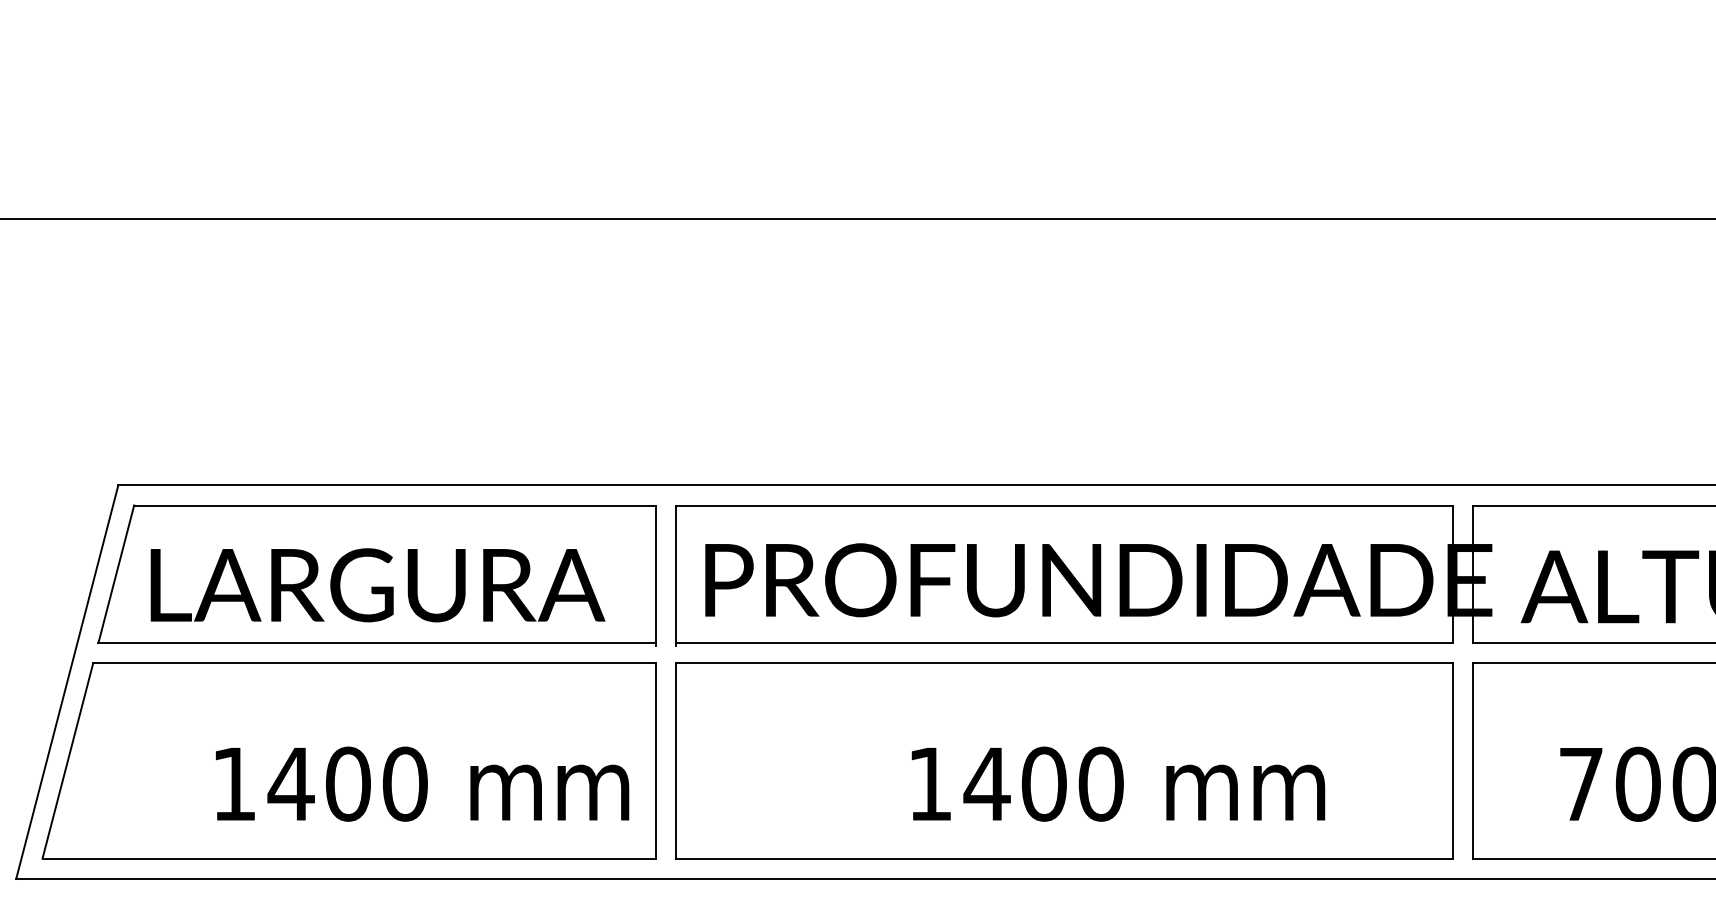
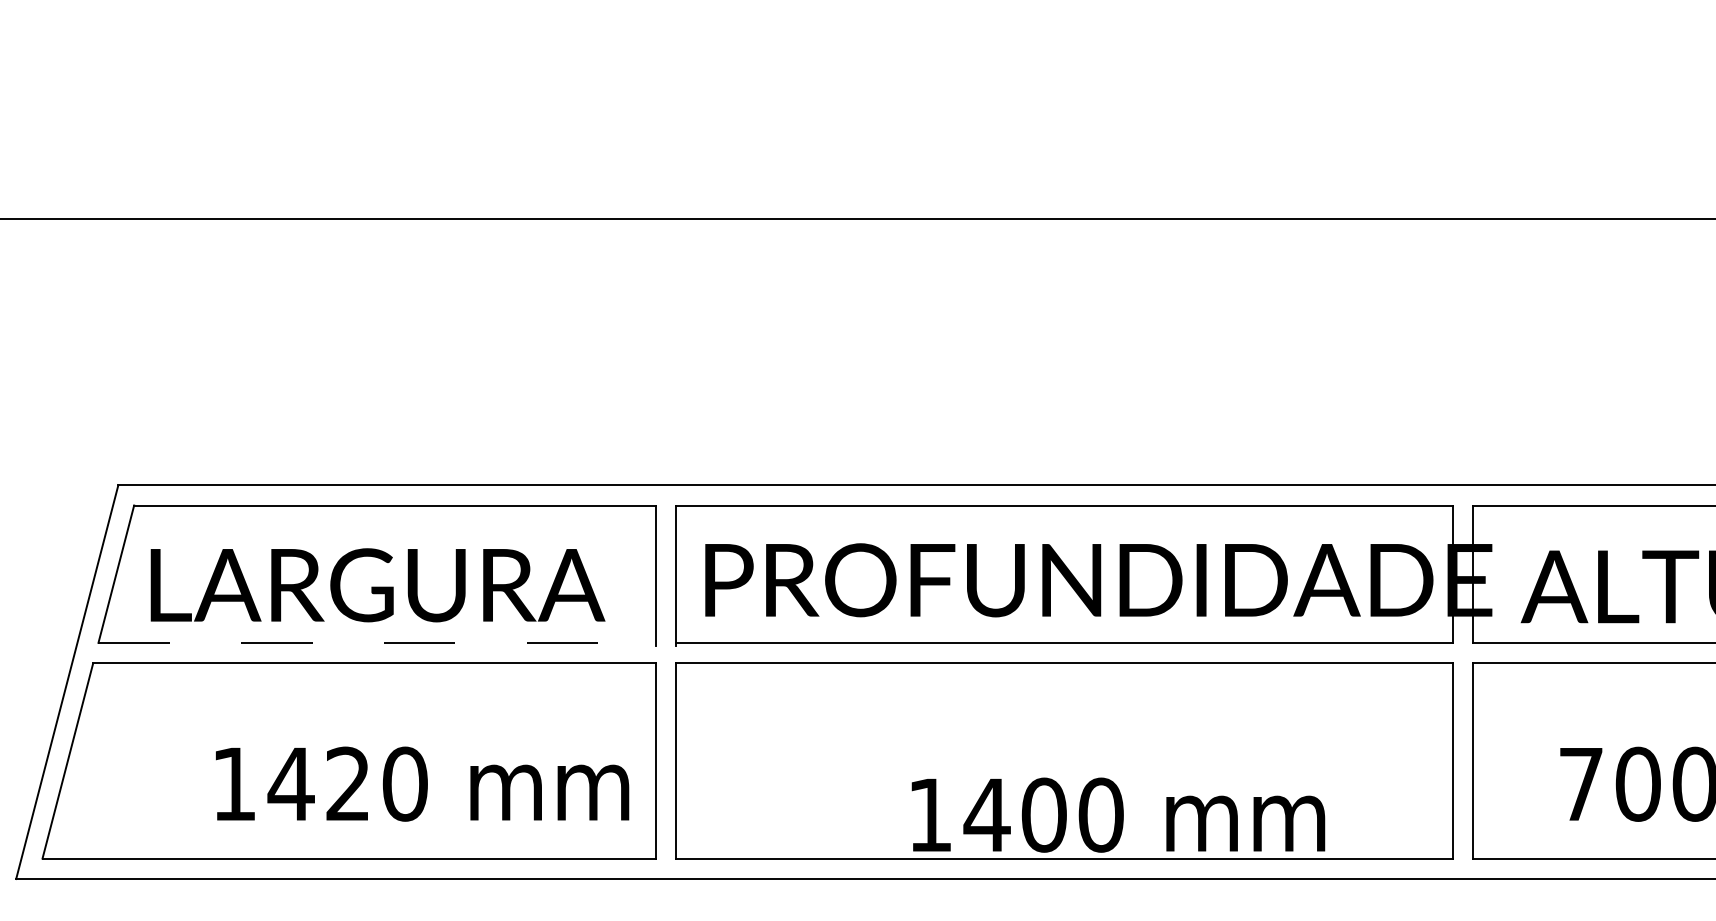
line: solid -> dashed (377, 642)
text: 1400 -> 1420 (348, 783)
text position: (1118, 783) -> (1118, 814) (1118, 814)
